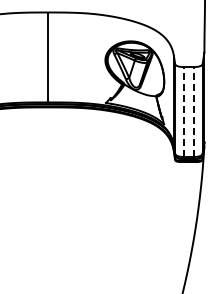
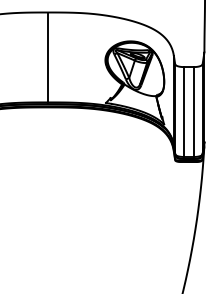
line: dashed -> solid (183, 112)
line: dashed -> solid (194, 112)
